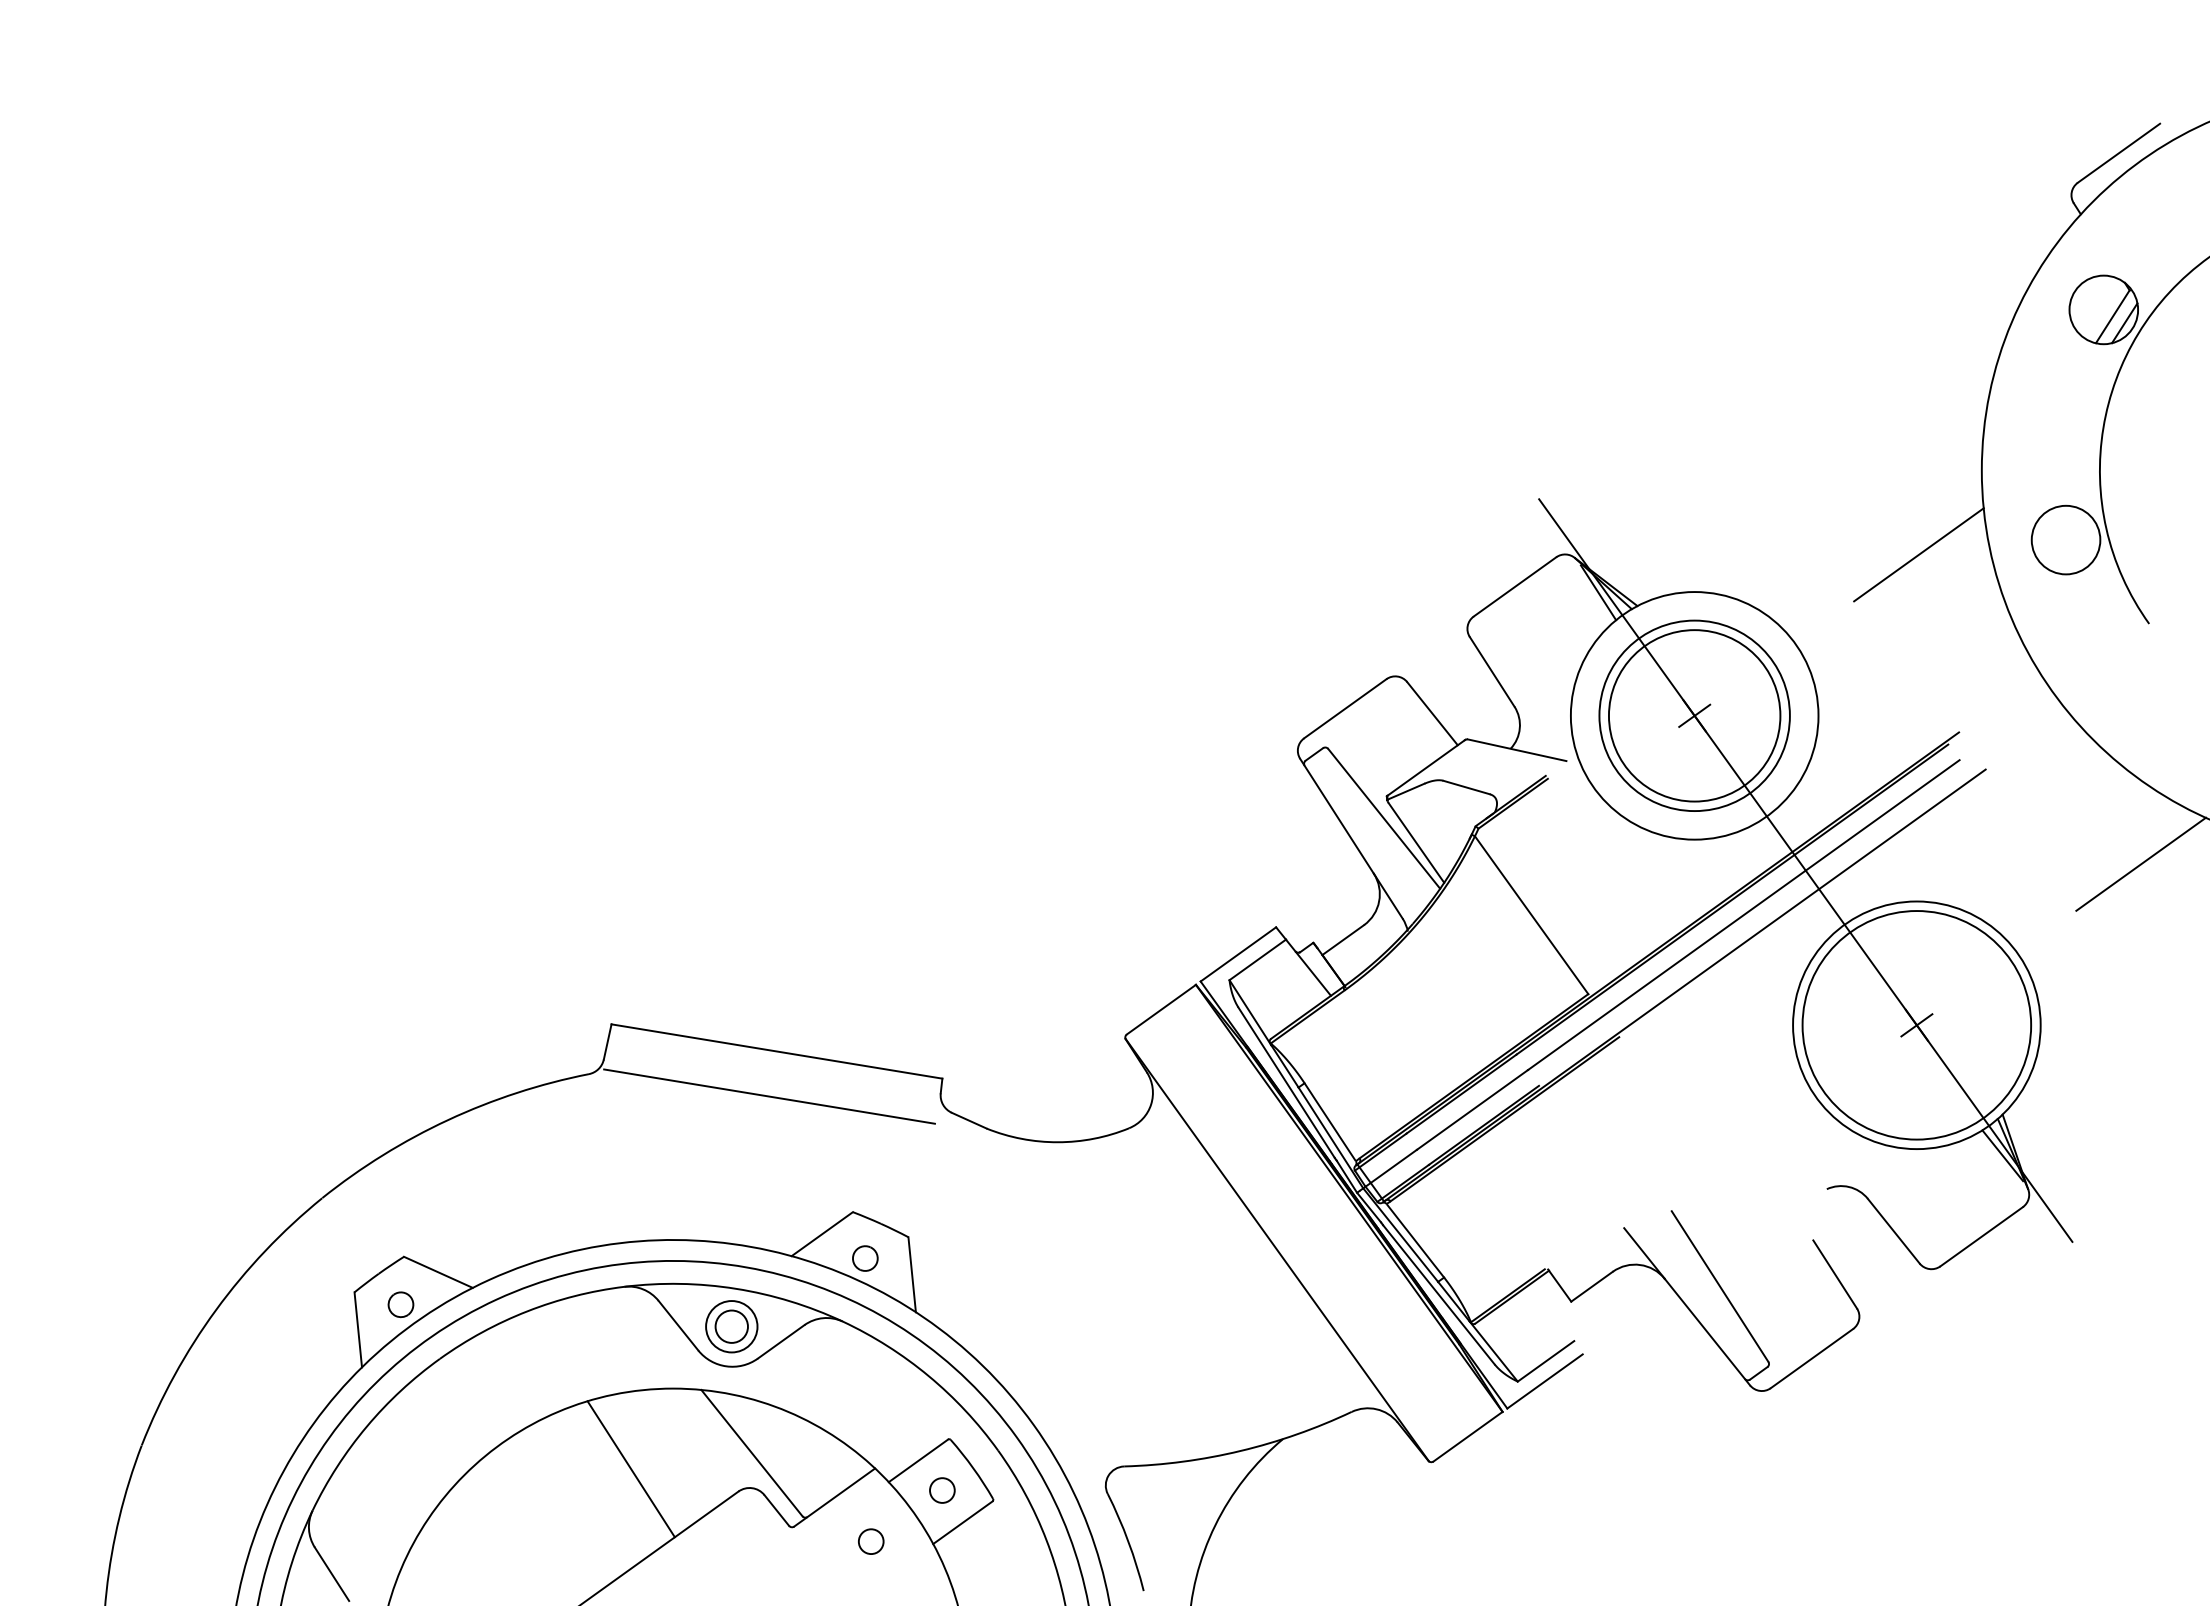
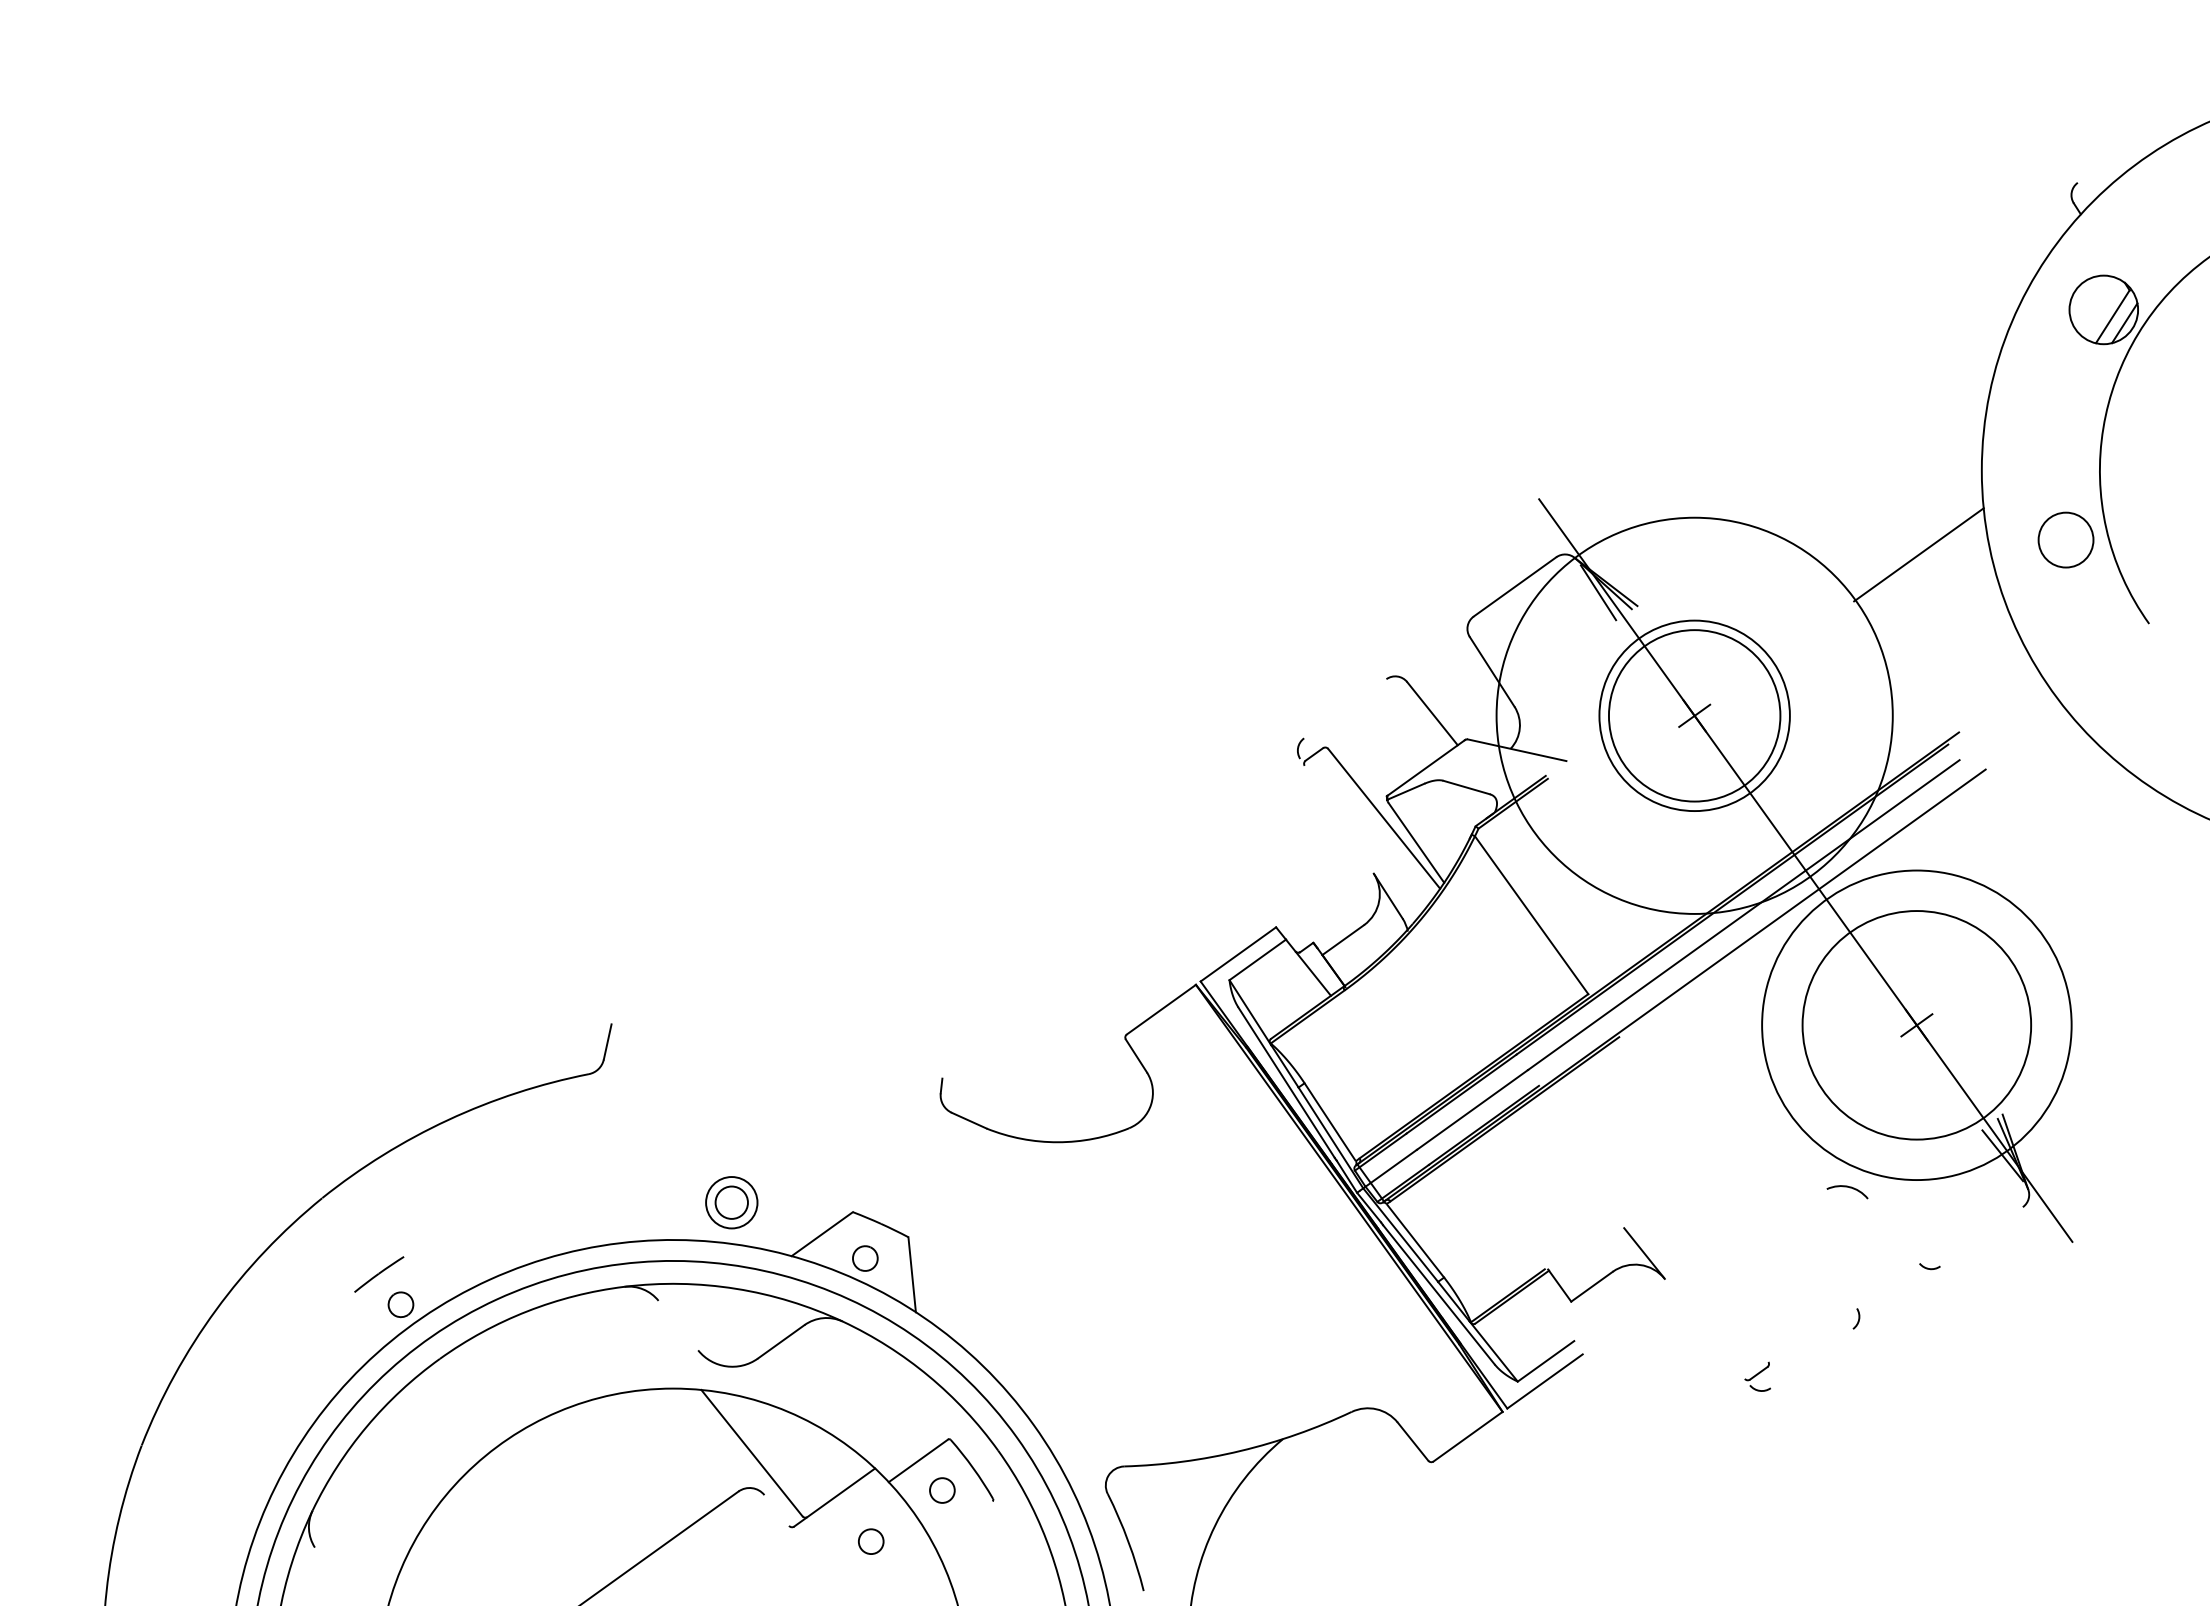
line: present -> none (2118, 152)
circle diameter: 69 px -> 55 px (2065, 539)
line: present -> none (1345, 708)
circle diameter: 248 px -> 396 px (1694, 715)
line: present -> none (1336, 815)
line: present -> none (2141, 863)
circle diameter: 248 px -> 310 px (1916, 1025)
line: present -> none (776, 1051)
line: present -> none (769, 1096)
line: present -> none (1893, 1230)
line: present -> none (1981, 1236)
line: present -> none (1277, 1249)
line: present -> none (438, 1271)
line: present -> none (1834, 1274)
line: present -> none (1719, 1286)
line: present -> none (678, 1325)
part position: (731, 1326) -> (731, 1202) (731, 1202)
line: present -> none (358, 1329)
line: present -> none (1707, 1331)
line: present -> none (1811, 1358)
line: present -> none (630, 1469)
line: present -> none (776, 1510)
line: present -> none (962, 1522)
line: present -> none (331, 1573)
